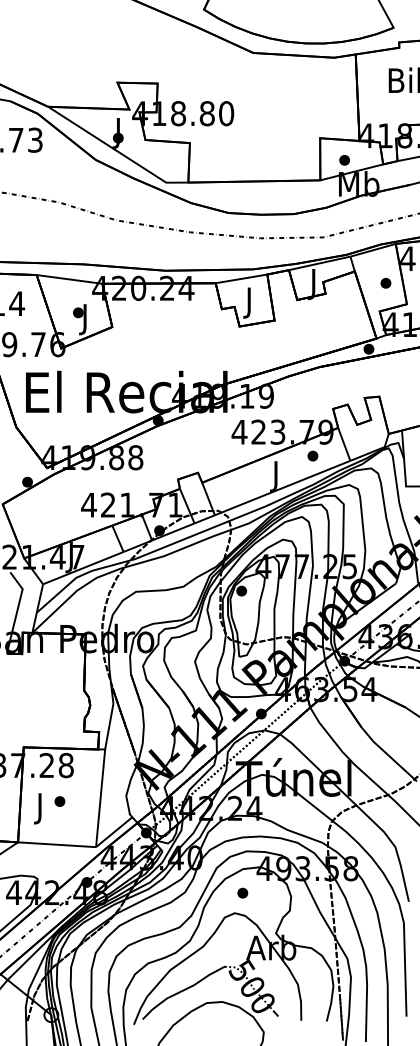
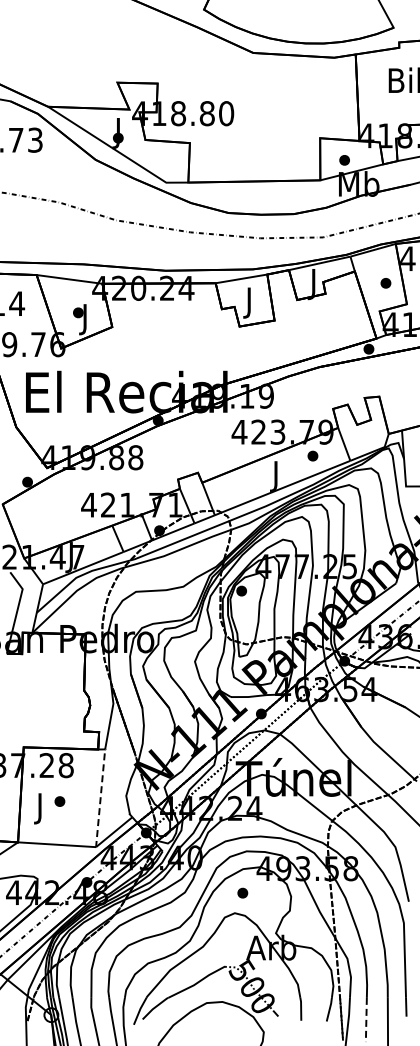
line: solid -> dashed (100, 794)
line: solid -> dashed (366, 1020)
